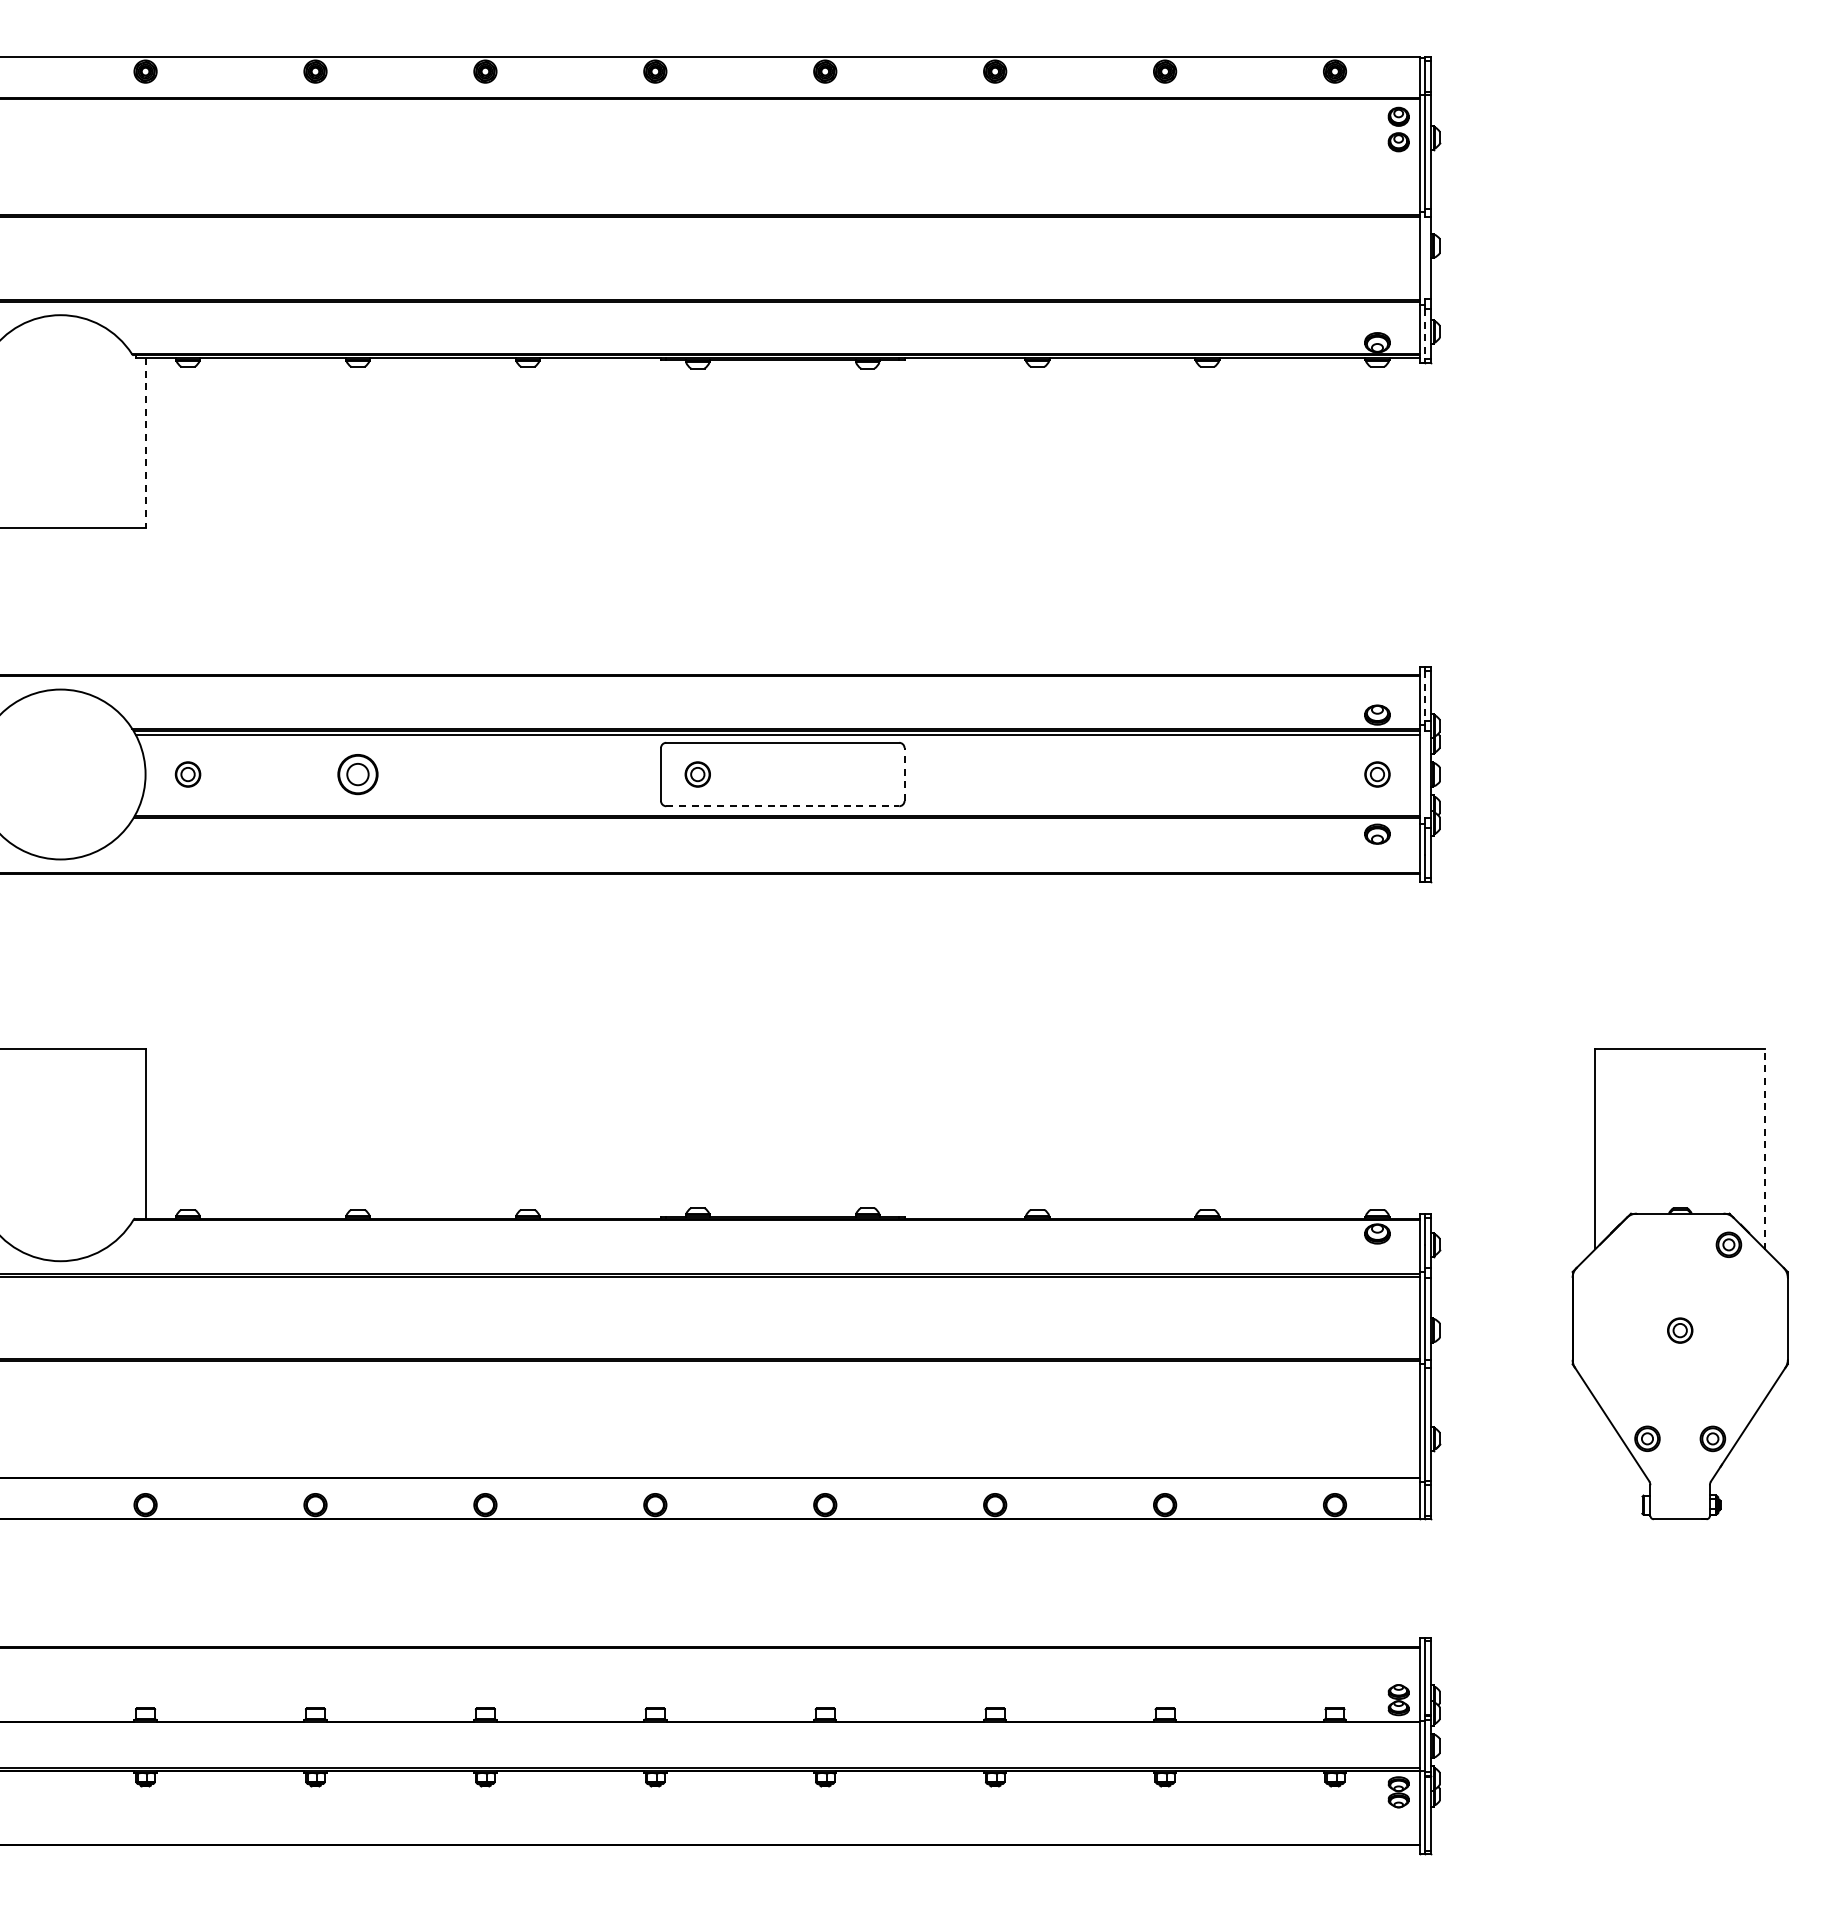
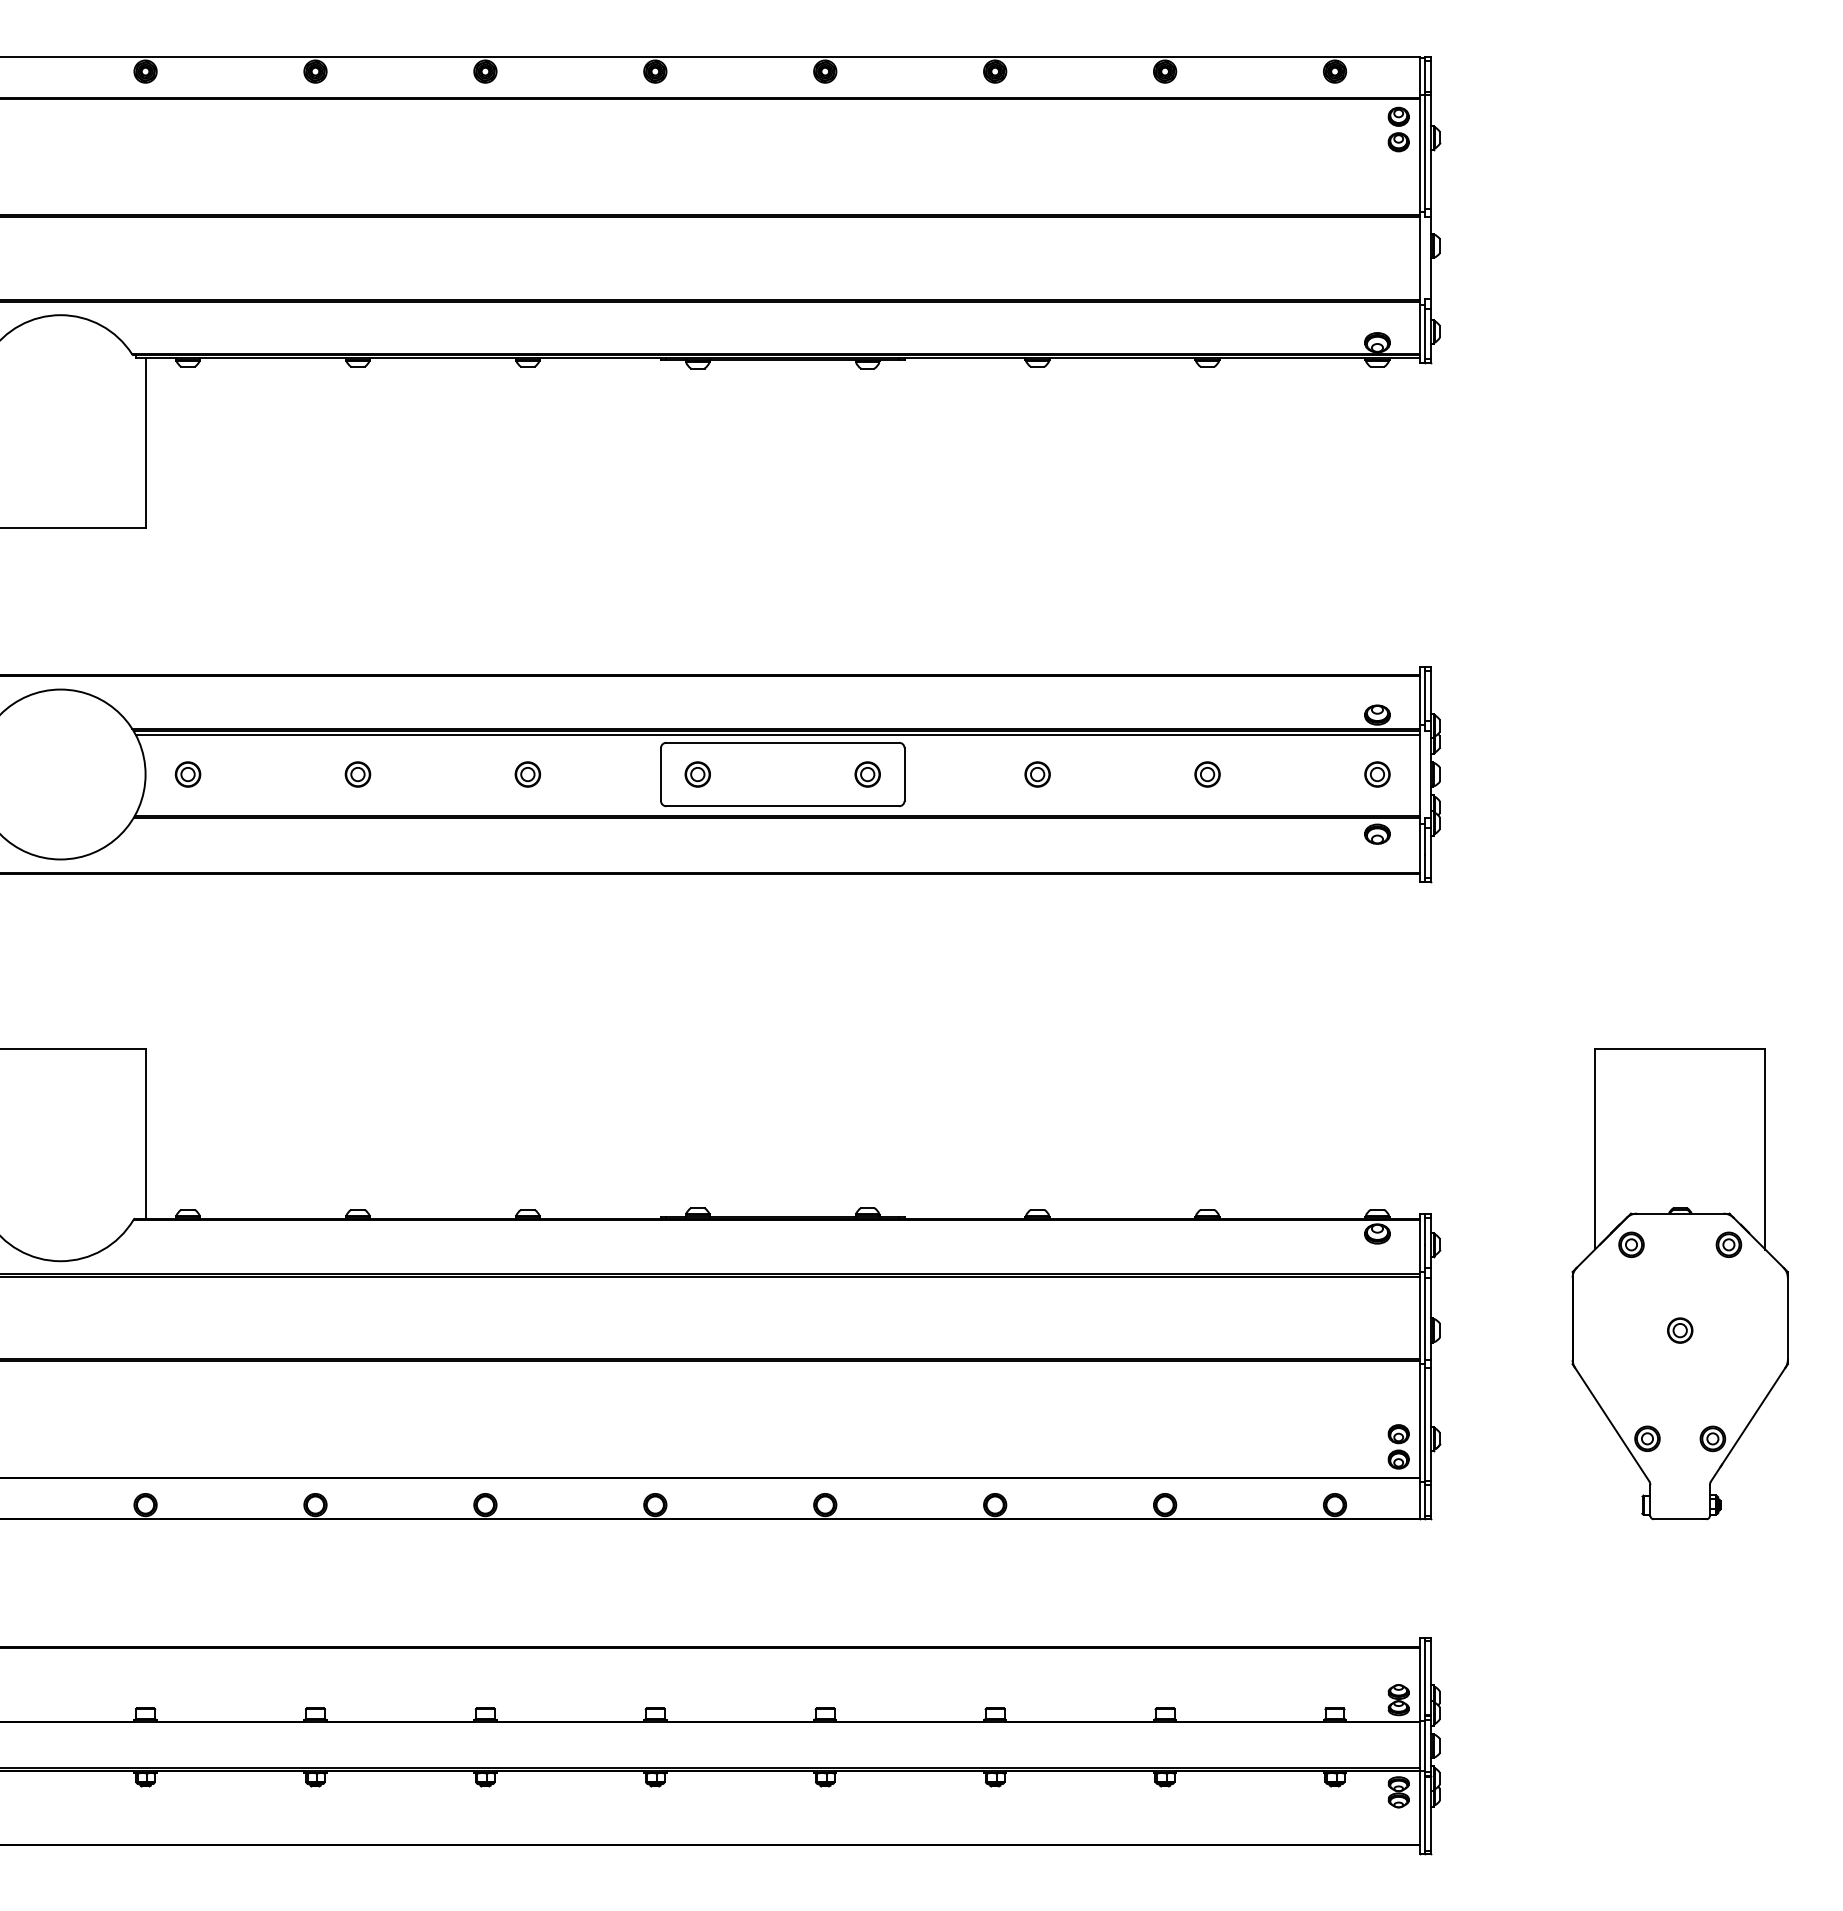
line: dashed -> solid (1425, 334)
line: dashed -> solid (145, 442)
line: dashed -> solid (1425, 696)
part size: 42x42 px -> 28x27 px (357, 774)
part: none -> present (527, 774)
part: none -> present (867, 774)
line: dashed -> solid (904, 774)
part: none -> present (1037, 774)
part: none -> present (1207, 774)
line: dashed -> solid (782, 806)
line: dashed -> solid (1765, 1148)
part: none -> present (1631, 1244)
part: none -> present (1398, 1446)
